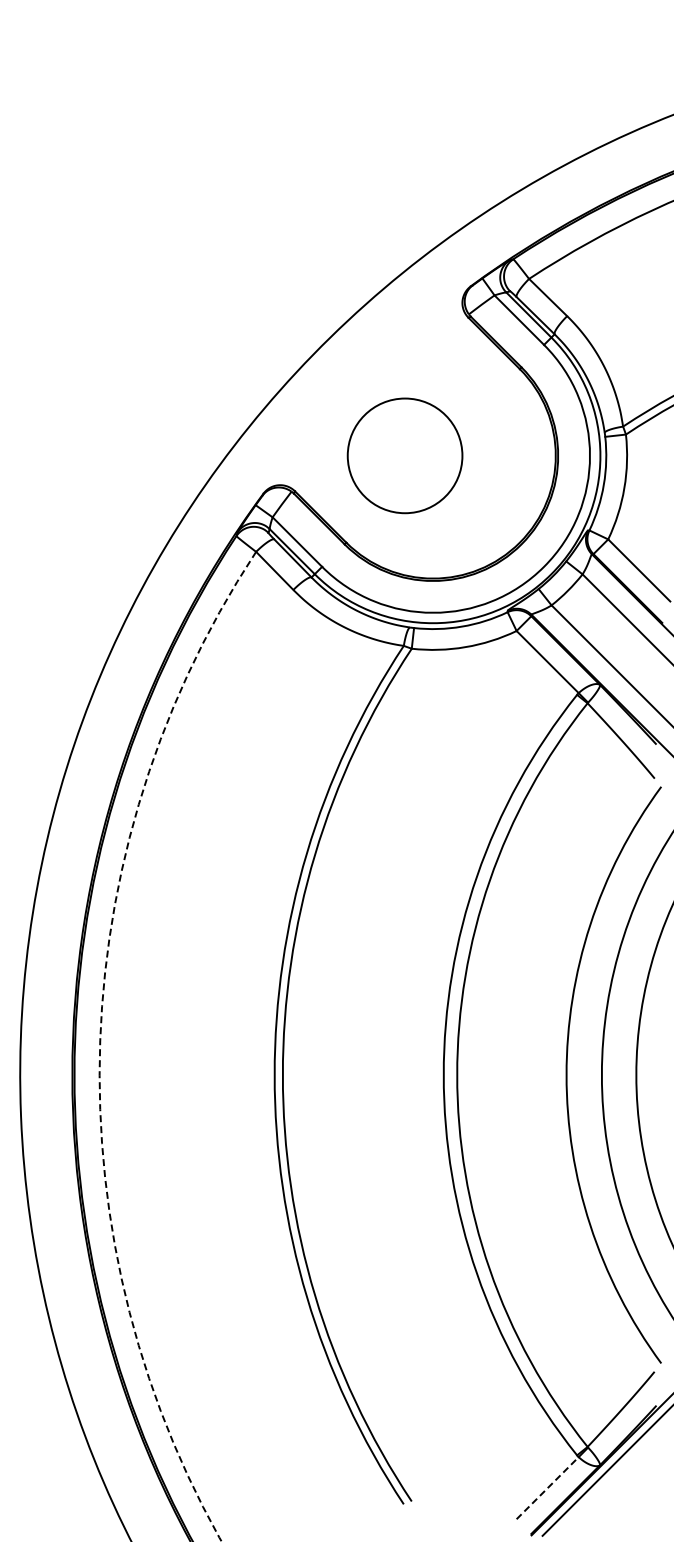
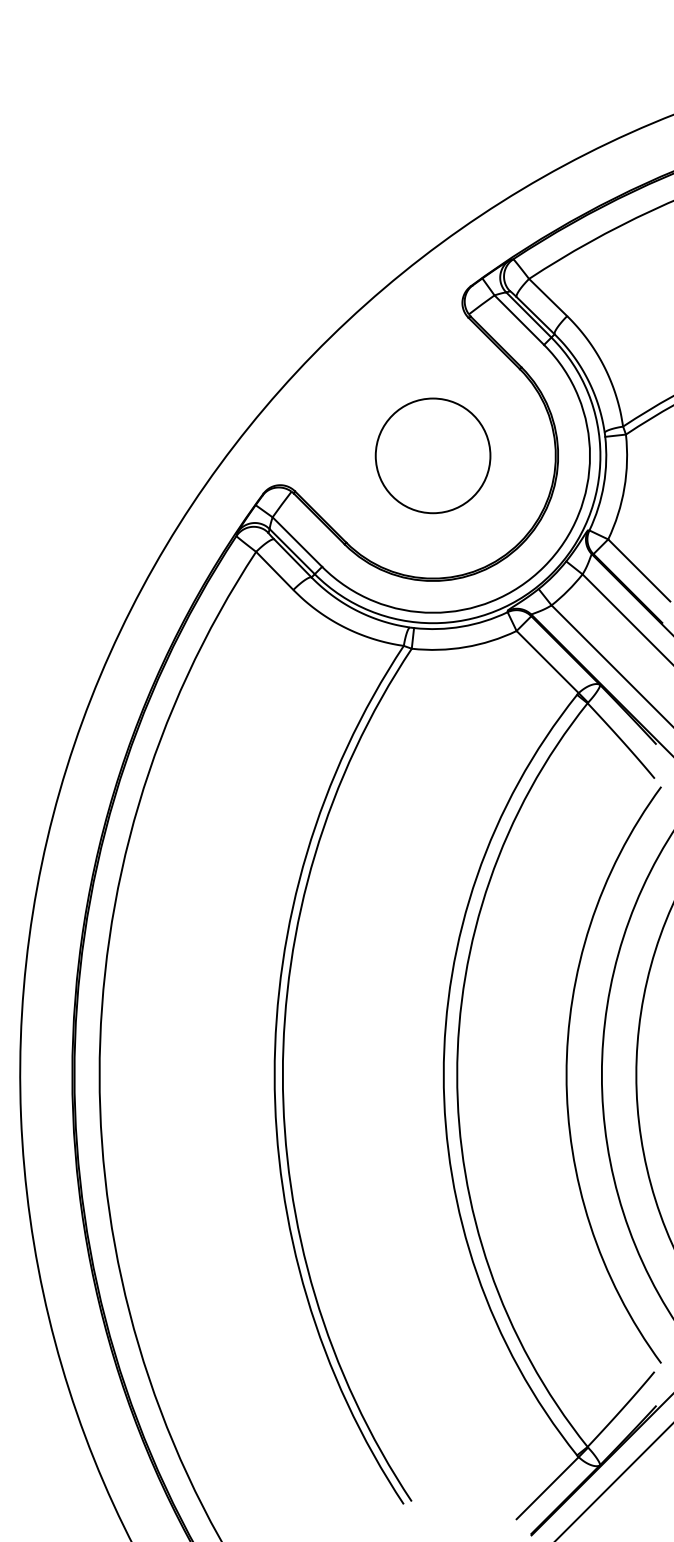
circle position: (404, 455) -> (432, 455) (432, 455)
arc: dashed -> solid (100, 1042)
line position: (606, 1471) -> (613, 1481) (613, 1481)
line: dashed -> solid (547, 1488)
